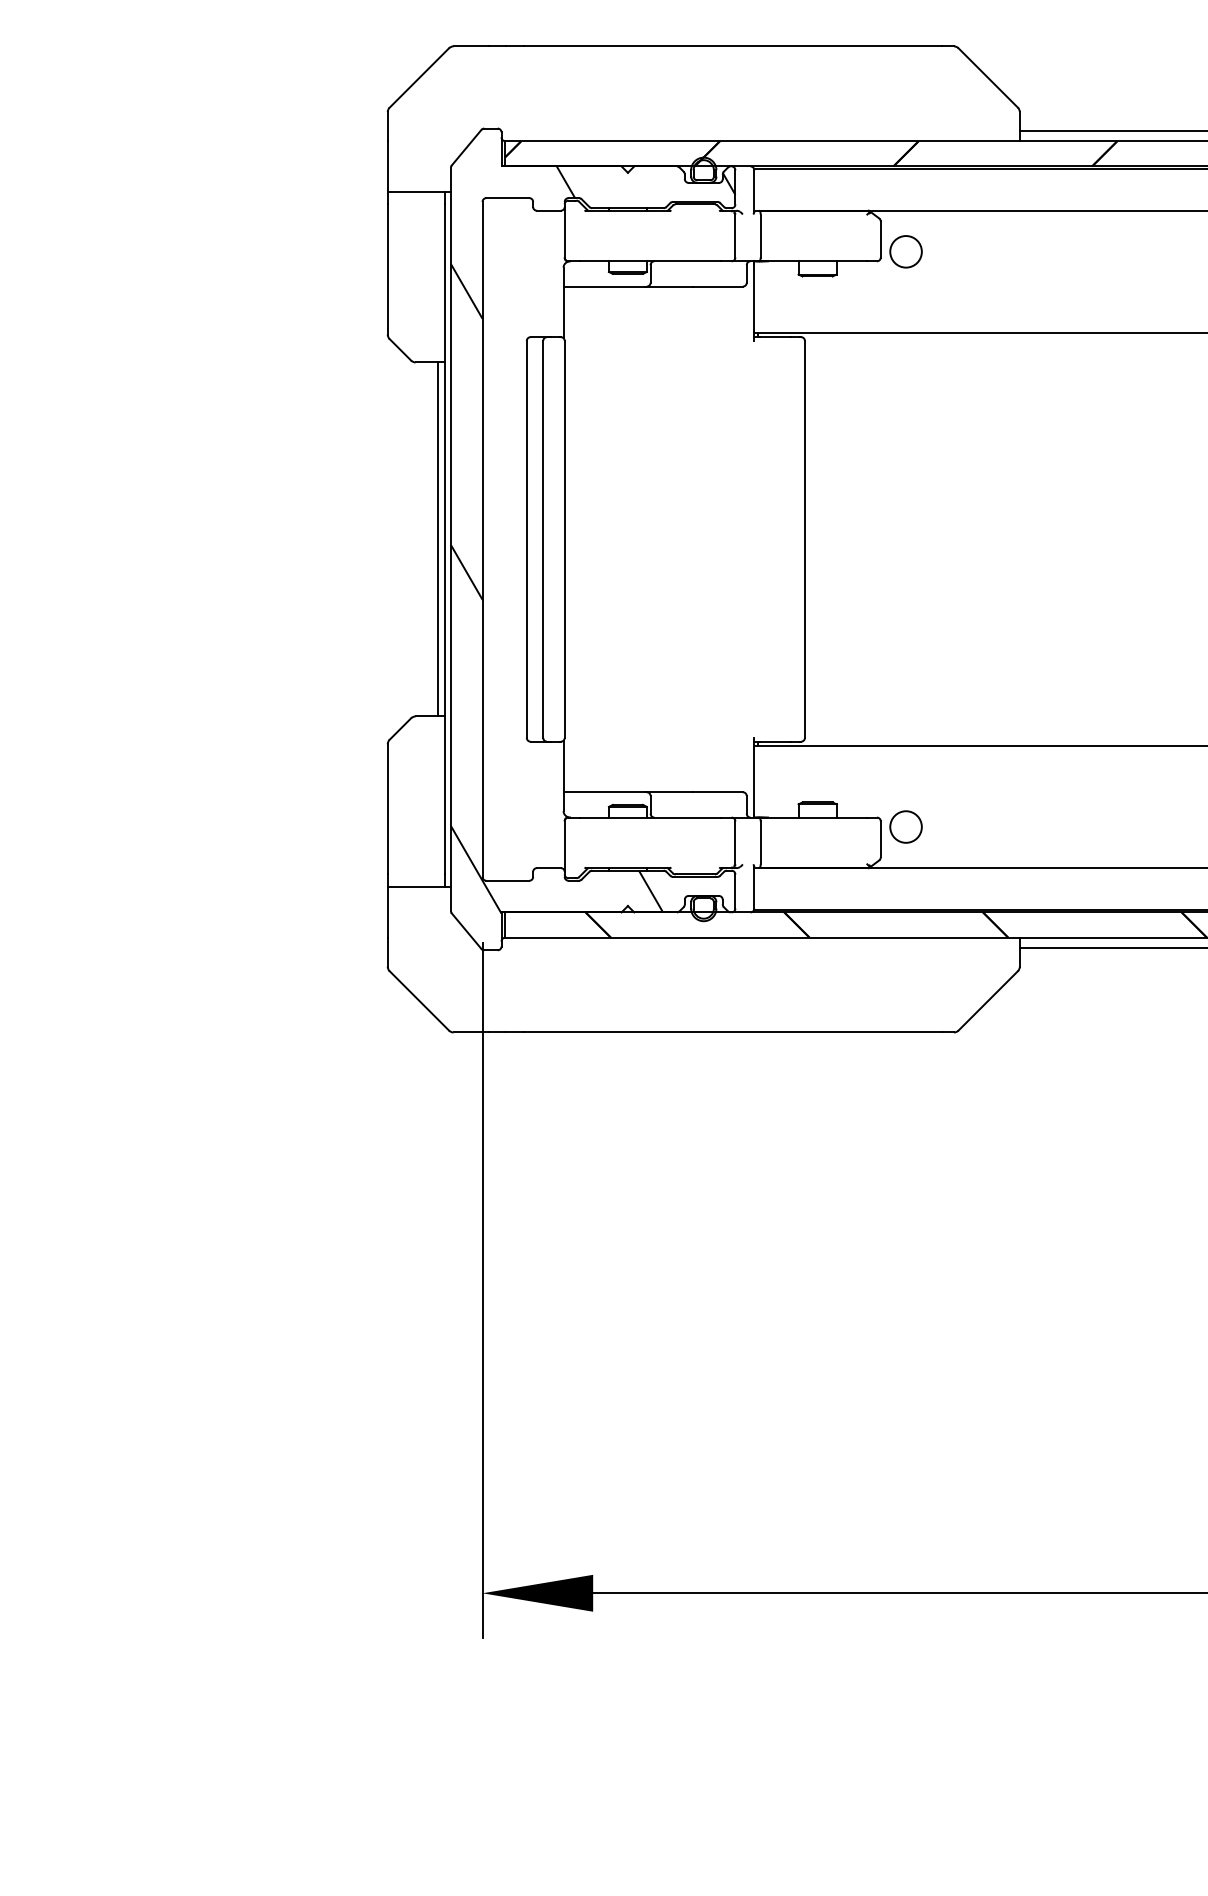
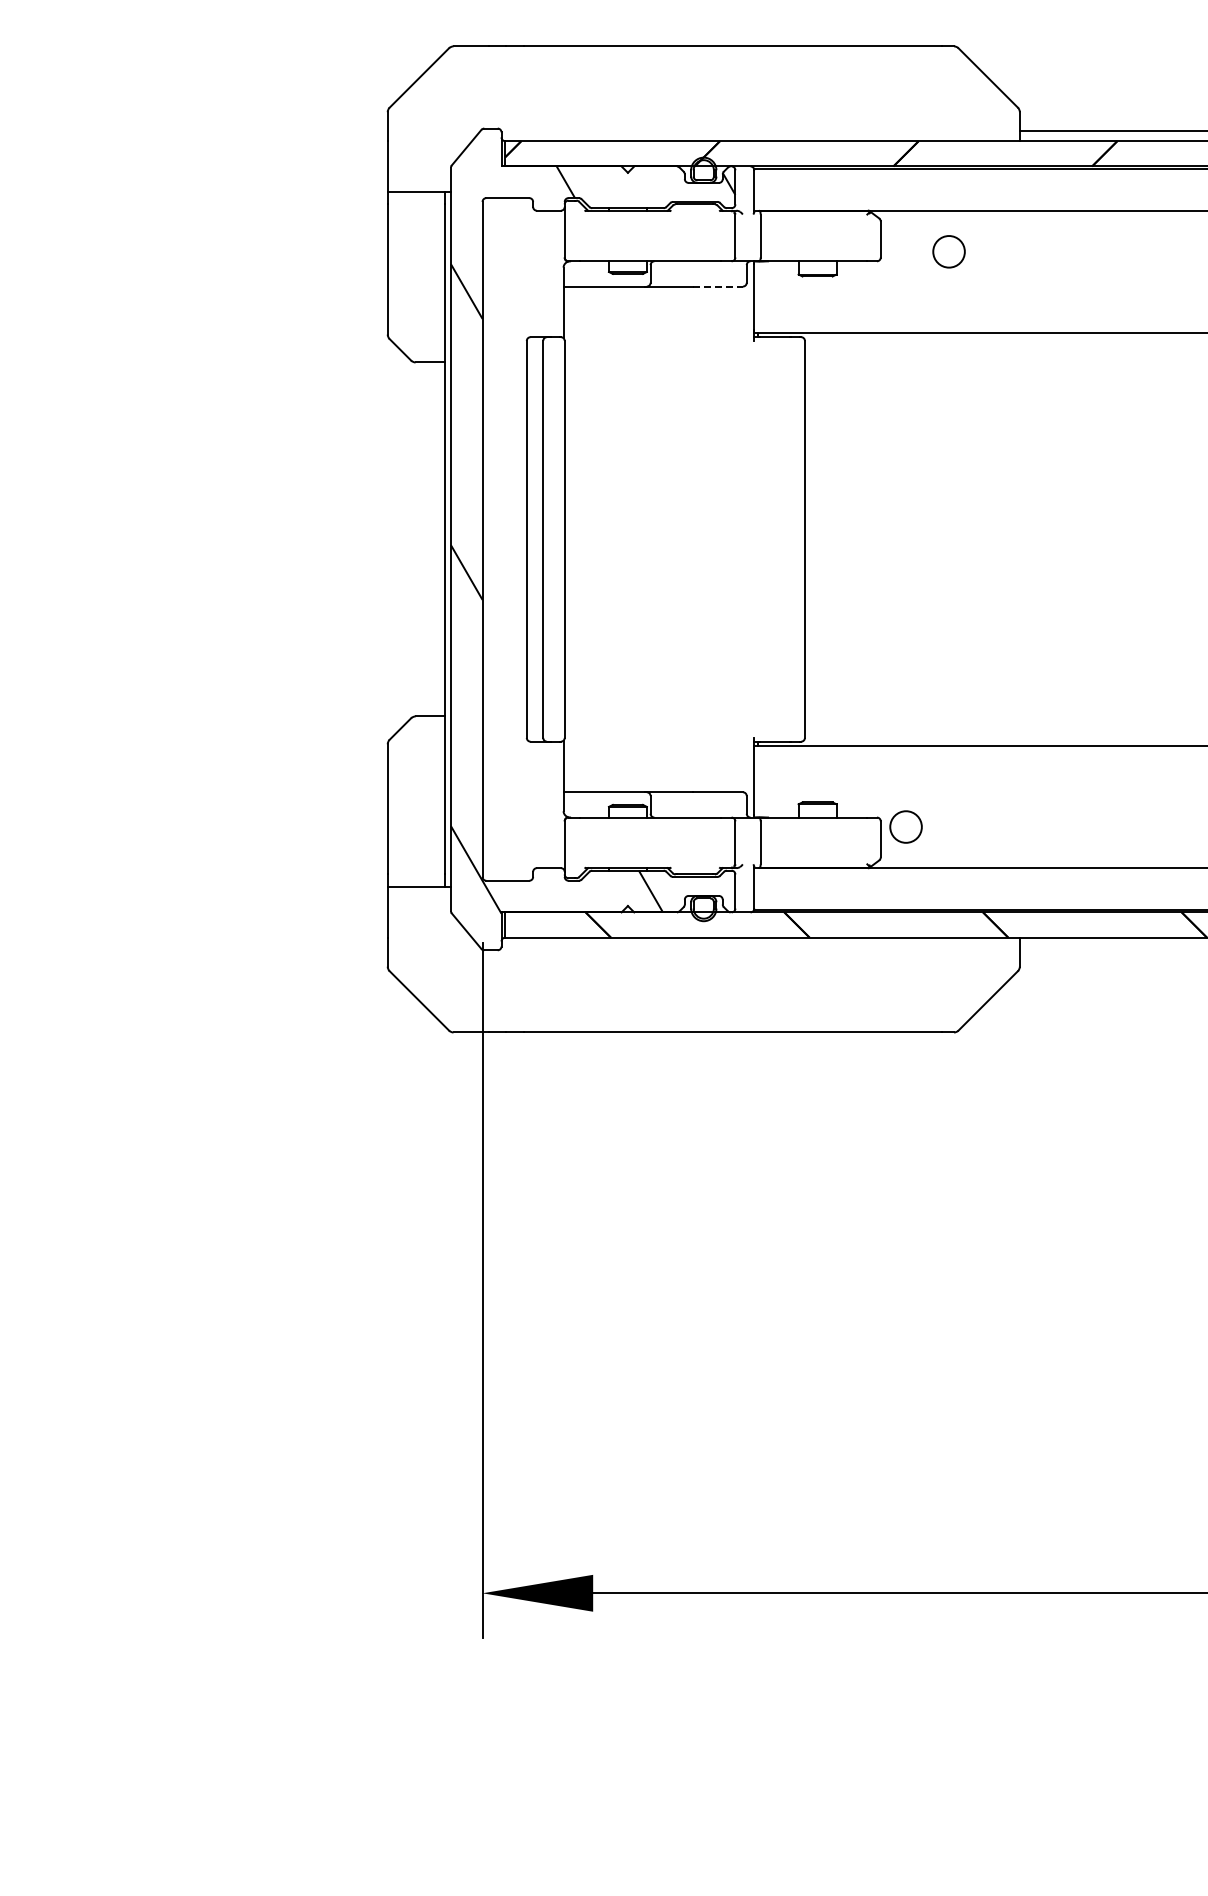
circle position: (905, 251) -> (948, 251) (948, 251)
line: solid -> dashed (718, 286)
line: present -> none (438, 539)
line: present -> none (1111, 947)
